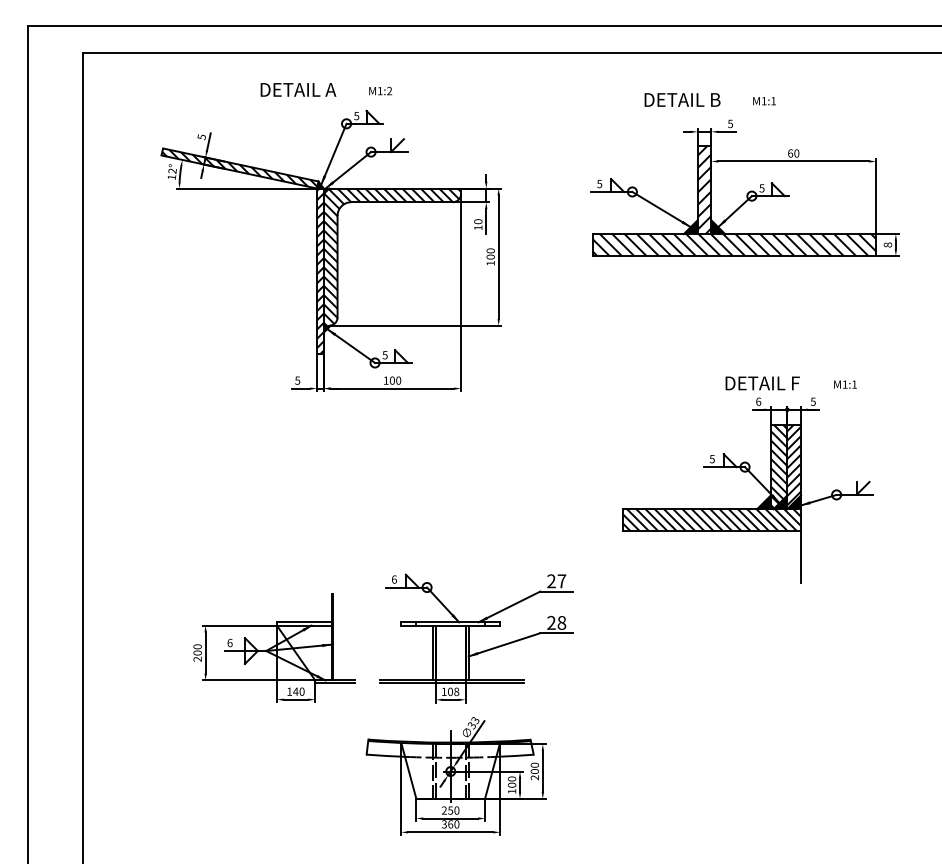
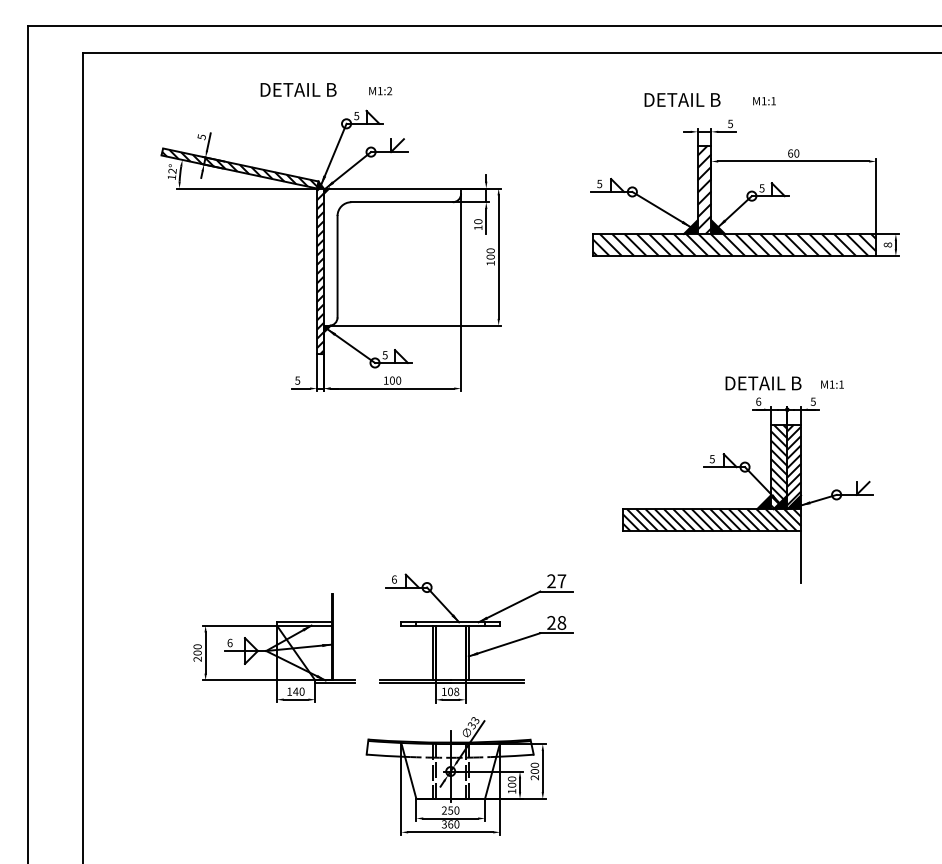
text: DETAIL A -> DETAIL B (330, 89)
hatch: present -> none (392, 256)
text: DETAIL F -> DETAIL B (797, 383)
text position: (845, 384) -> (832, 384) (832, 384)
